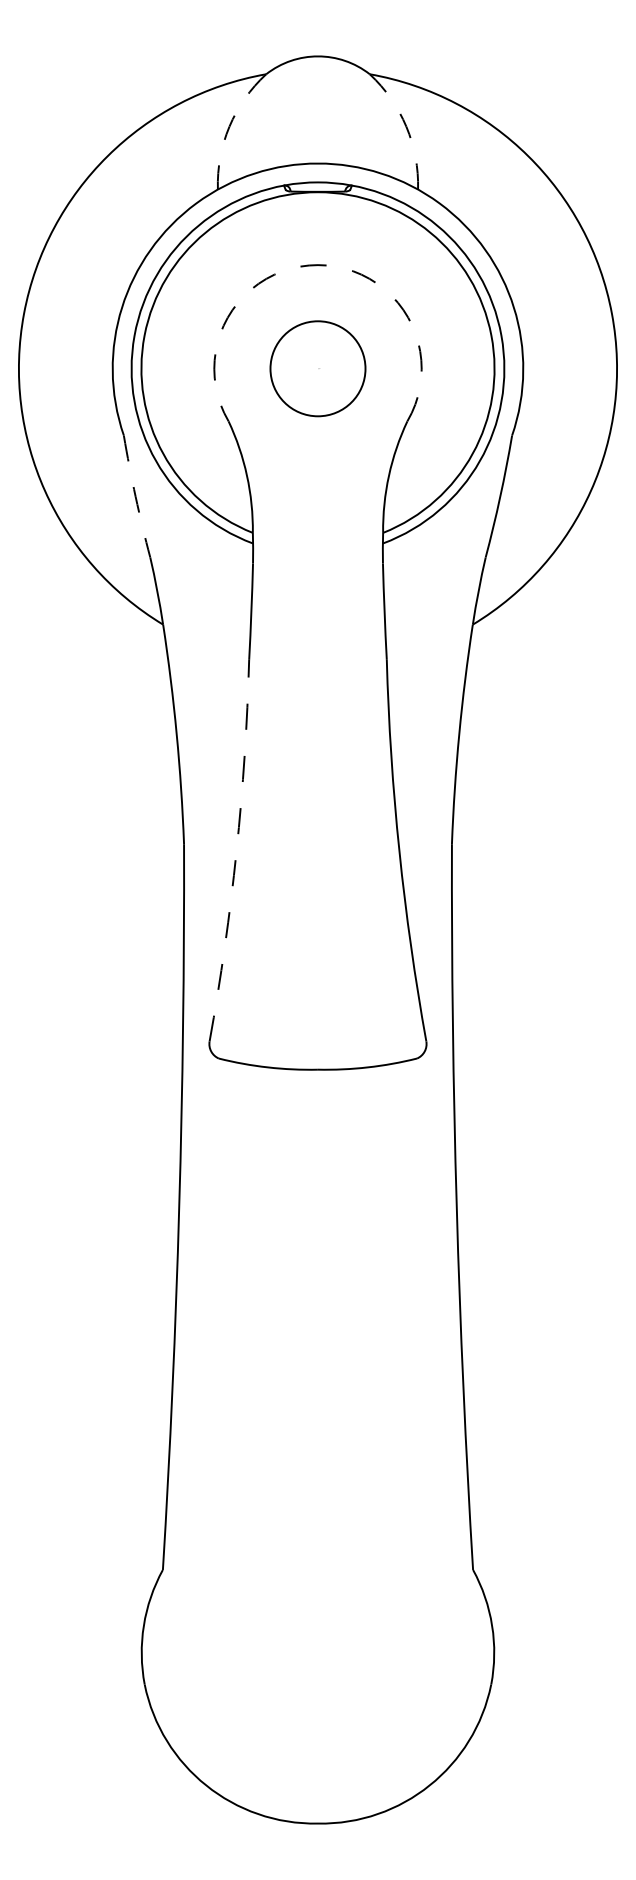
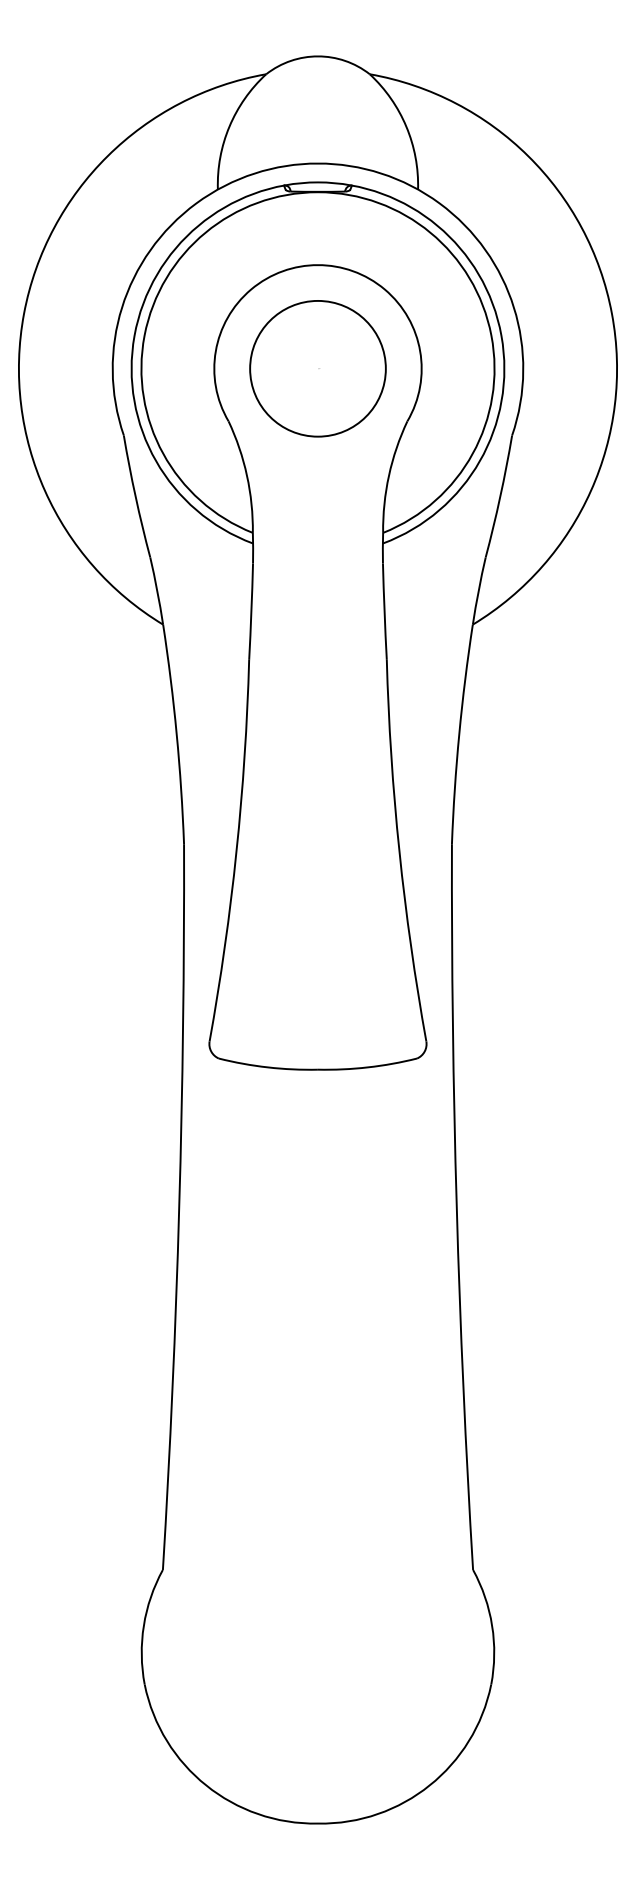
arc: dashed -> solid (229, 126)
arc: dashed -> solid (406, 126)
arc: dashed -> solid (318, 265)
circle diameter: 95 px -> 136 px (317, 368)
arc: dashed -> solid (135, 496)
arc: dashed -> solid (236, 851)
